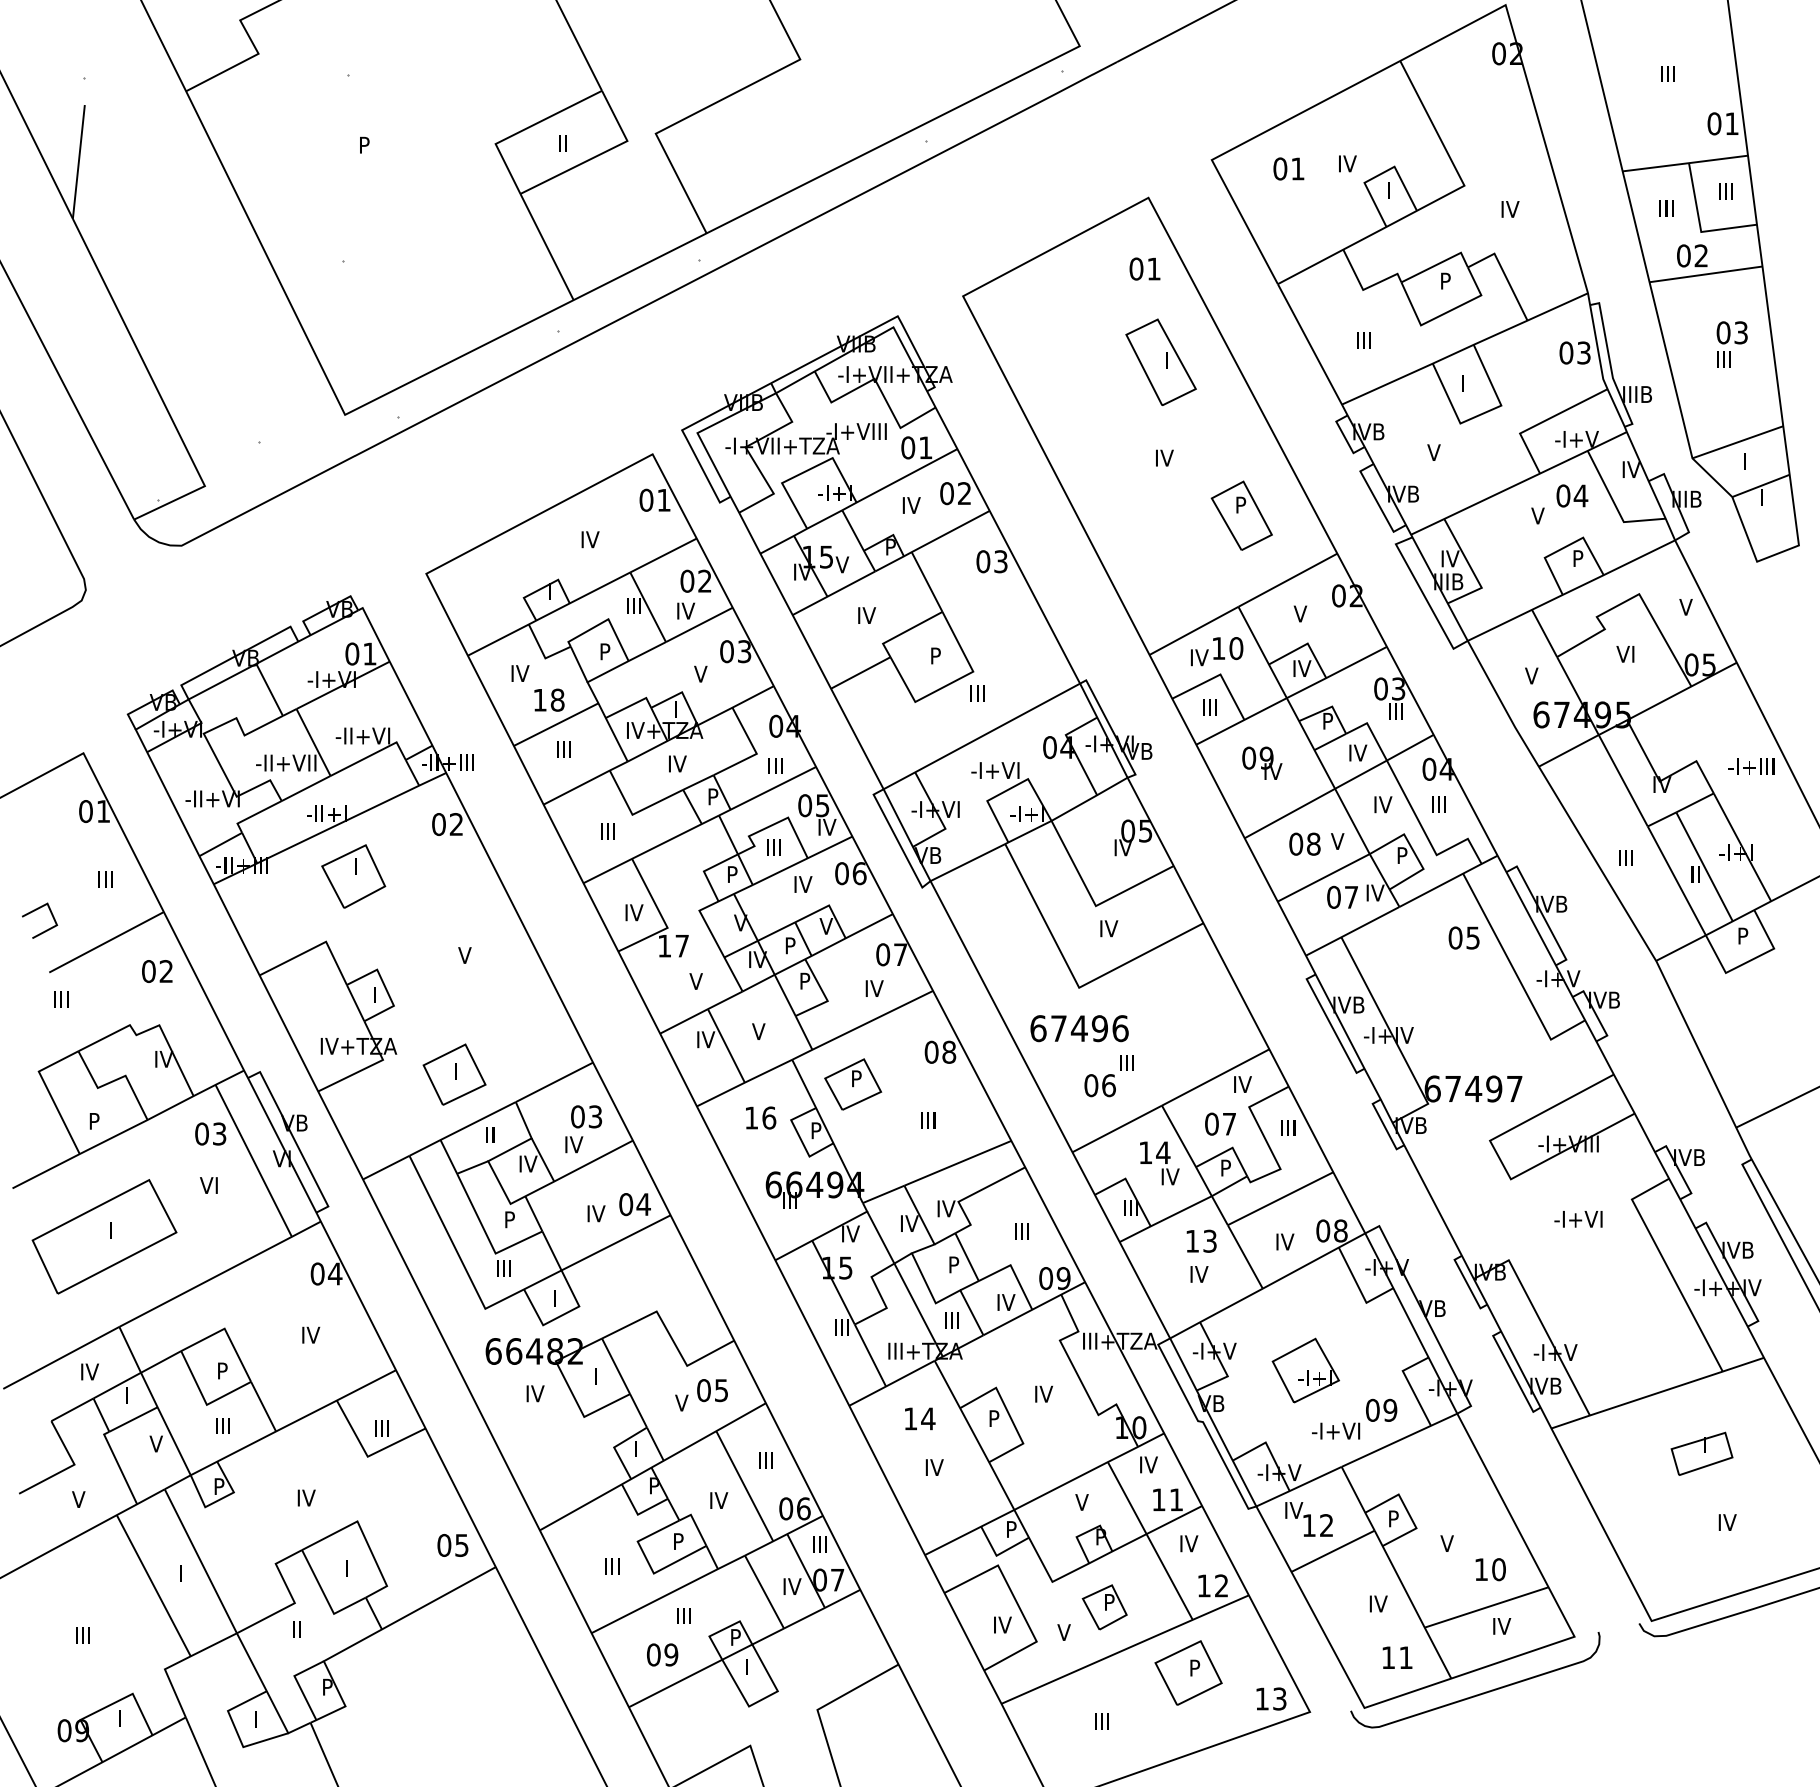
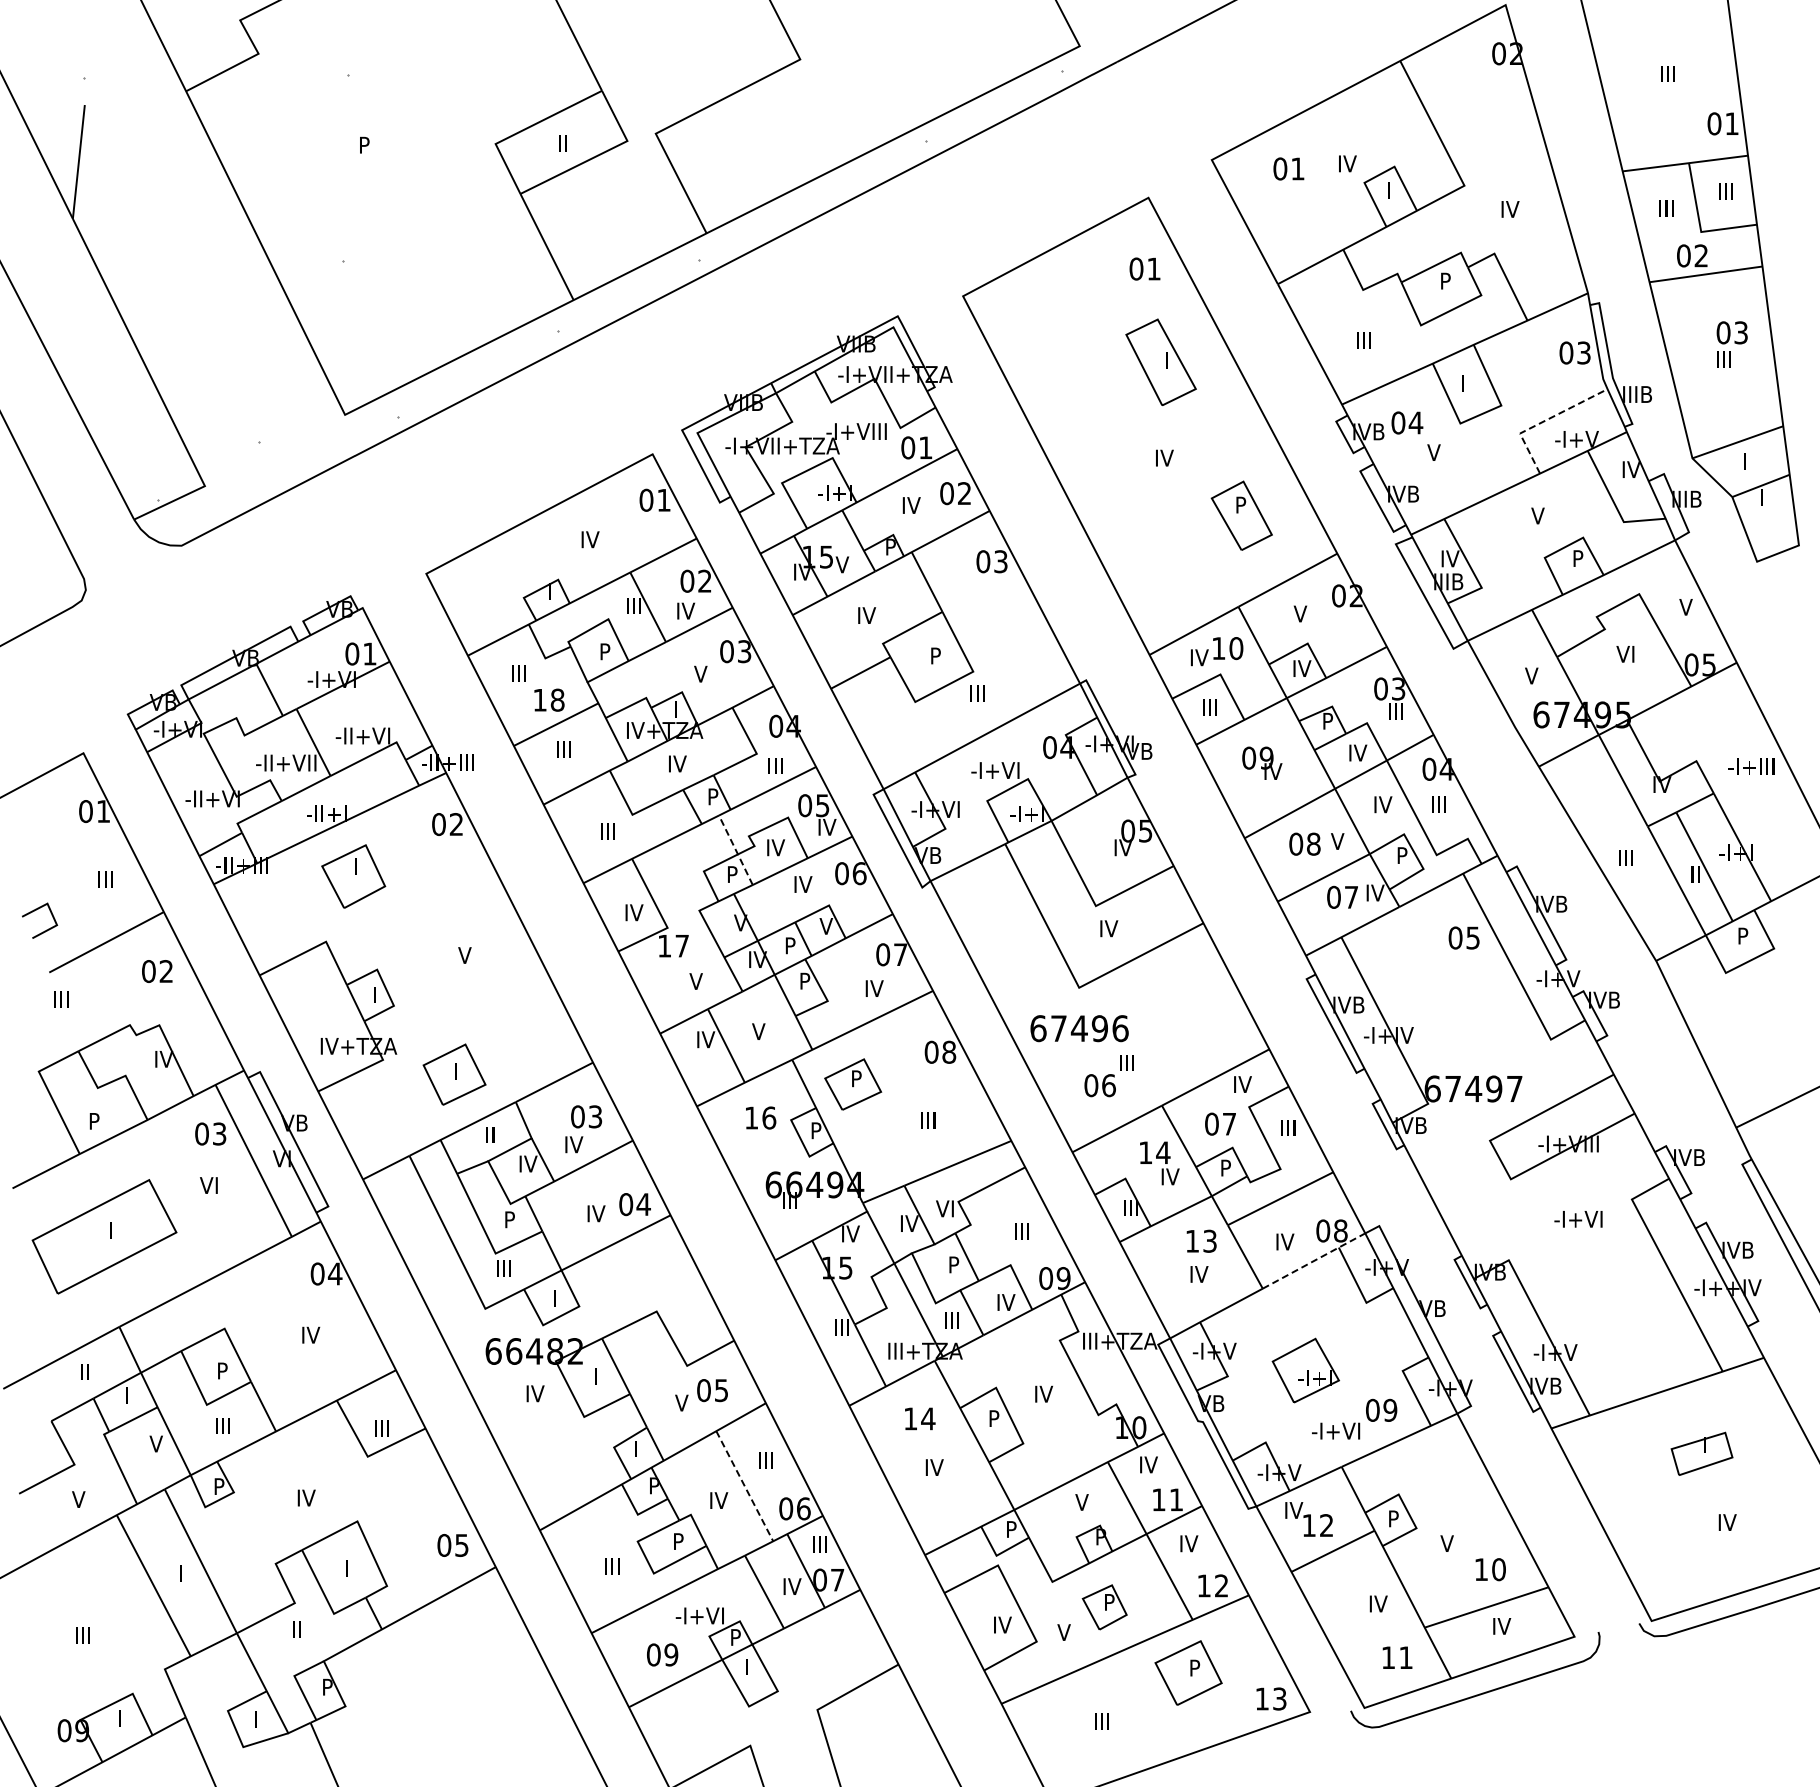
line: solid -> dashed (1543, 421)
text position: (1572, 495) -> (1407, 422) (1407, 422)
text: IV -> III (520, 673)
text: III -> IV (776, 847)
line: solid -> dashed (736, 850)
text: IV -> VI (945, 1208)
line: solid -> dashed (1315, 1260)
text: IV -> II (90, 1371)
line: solid -> dashed (744, 1486)
text: III -> -I+VI (699, 1615)
